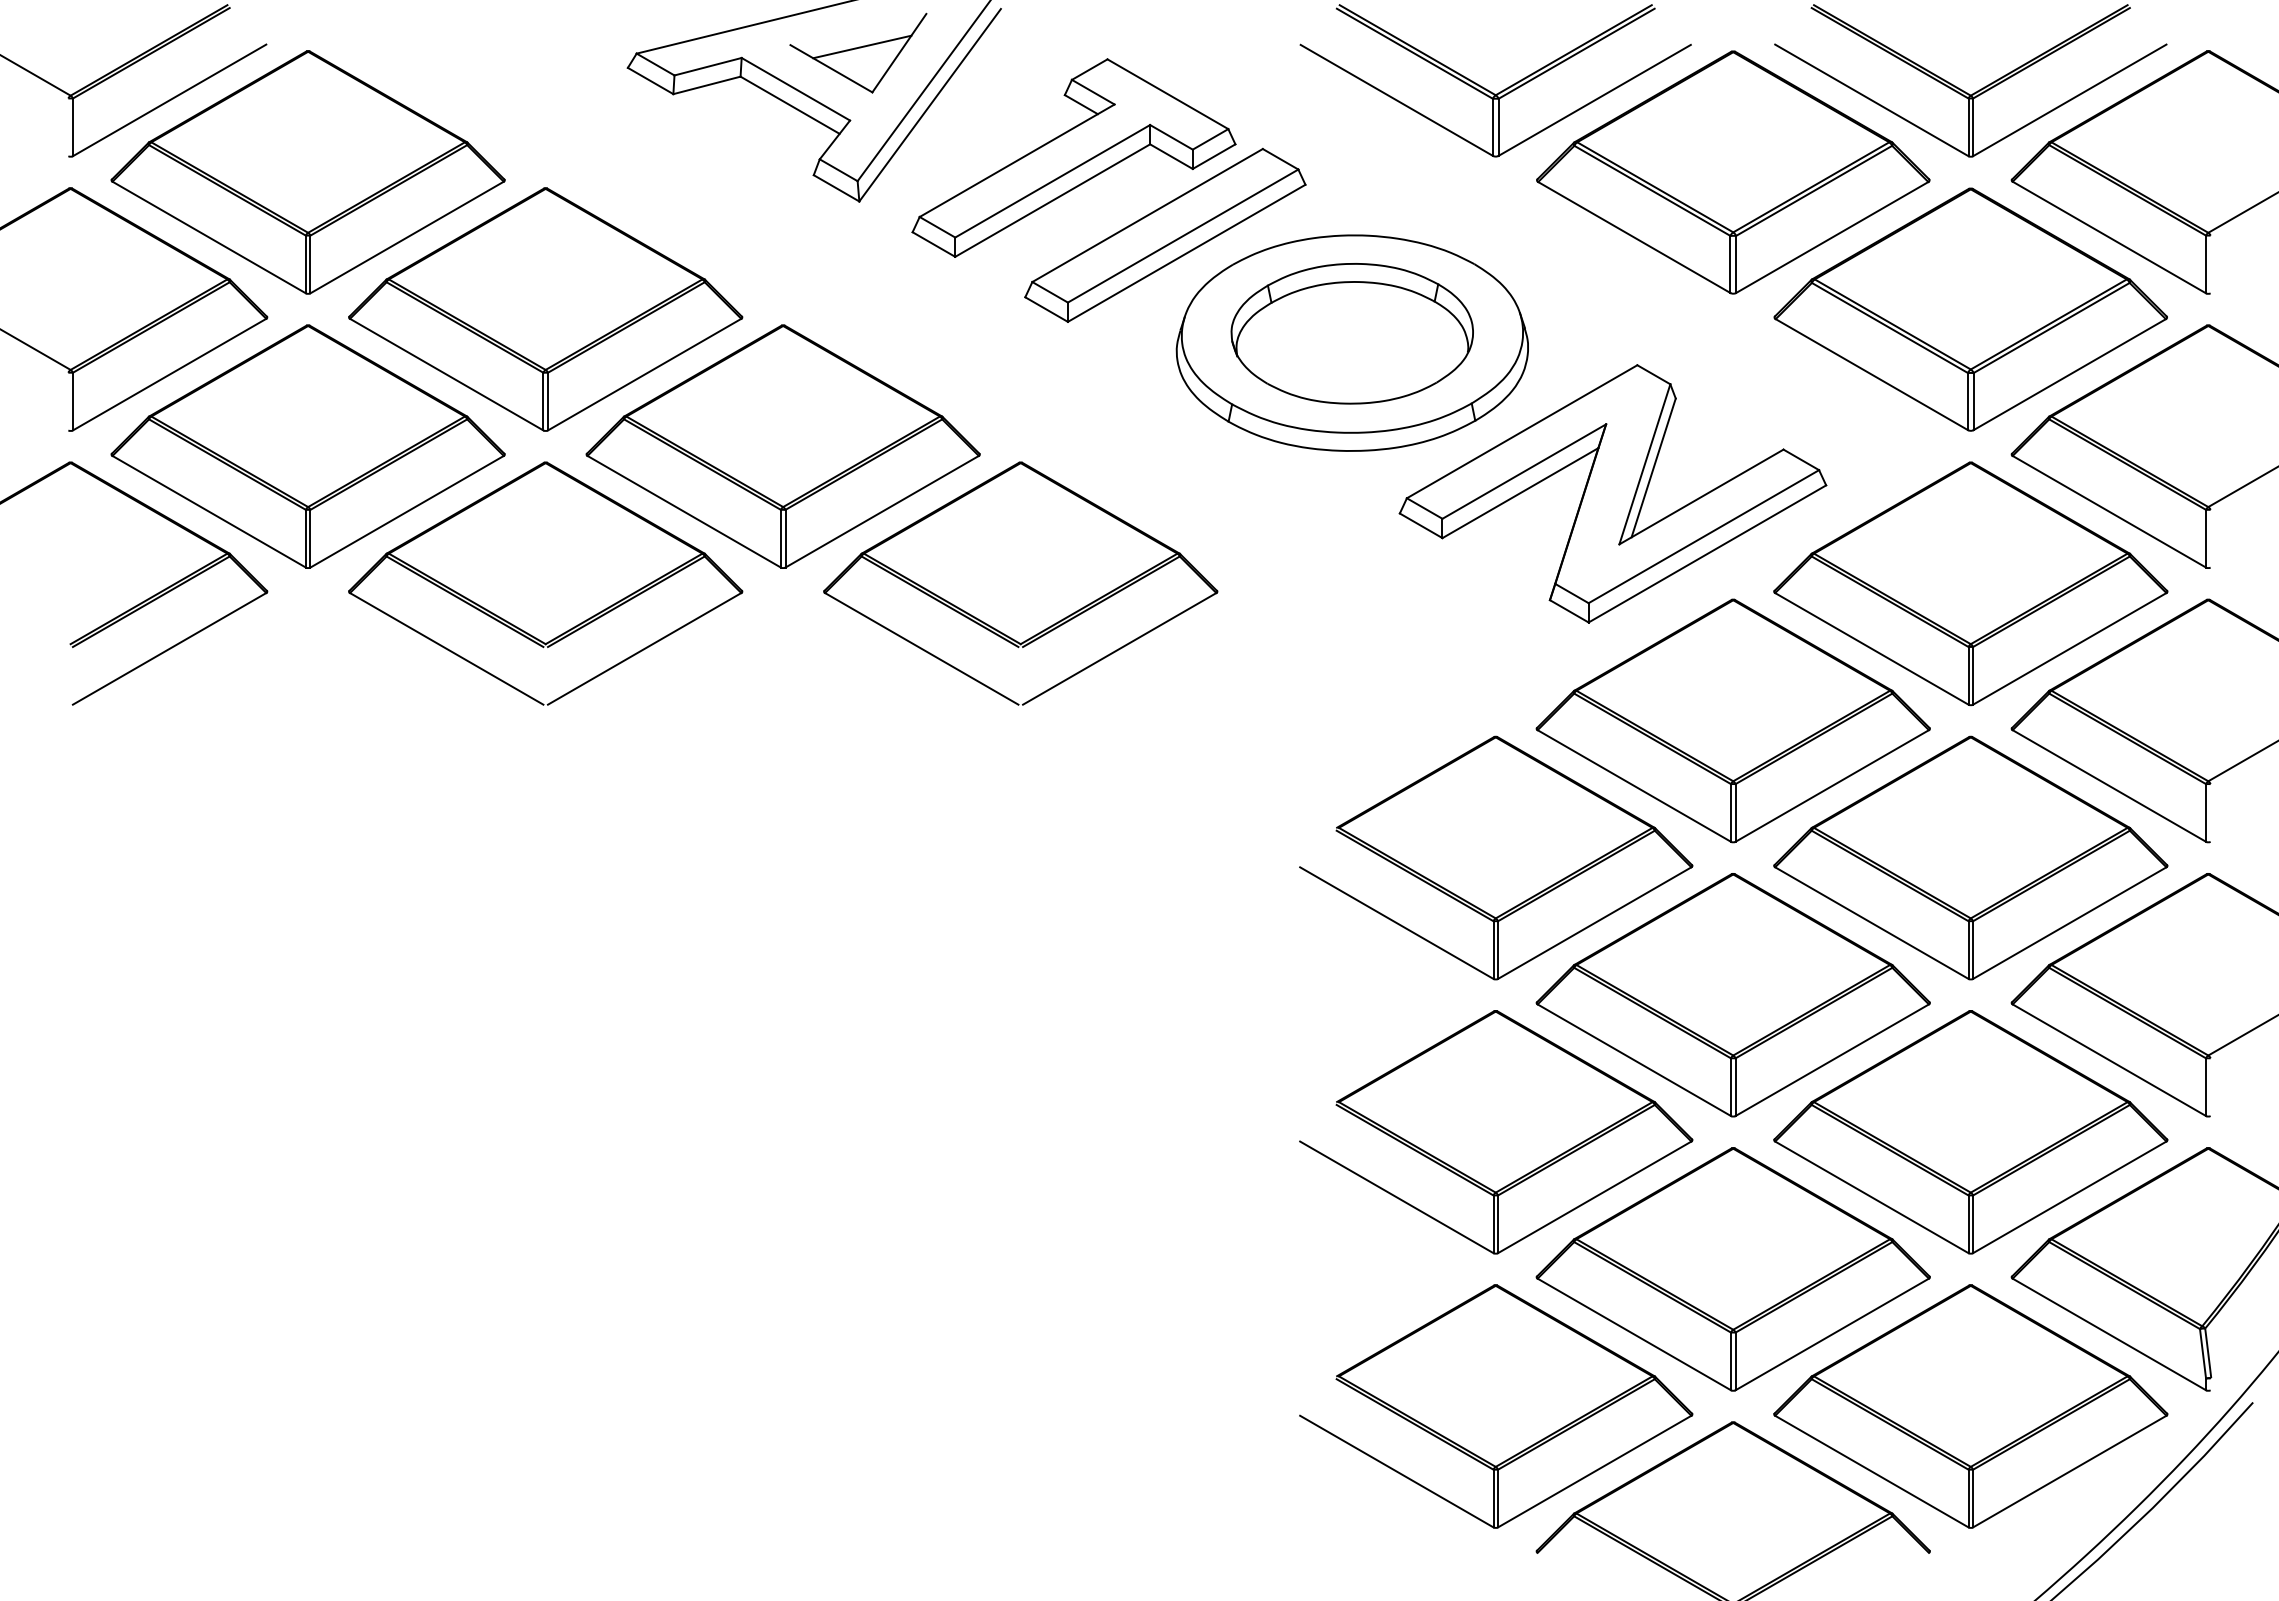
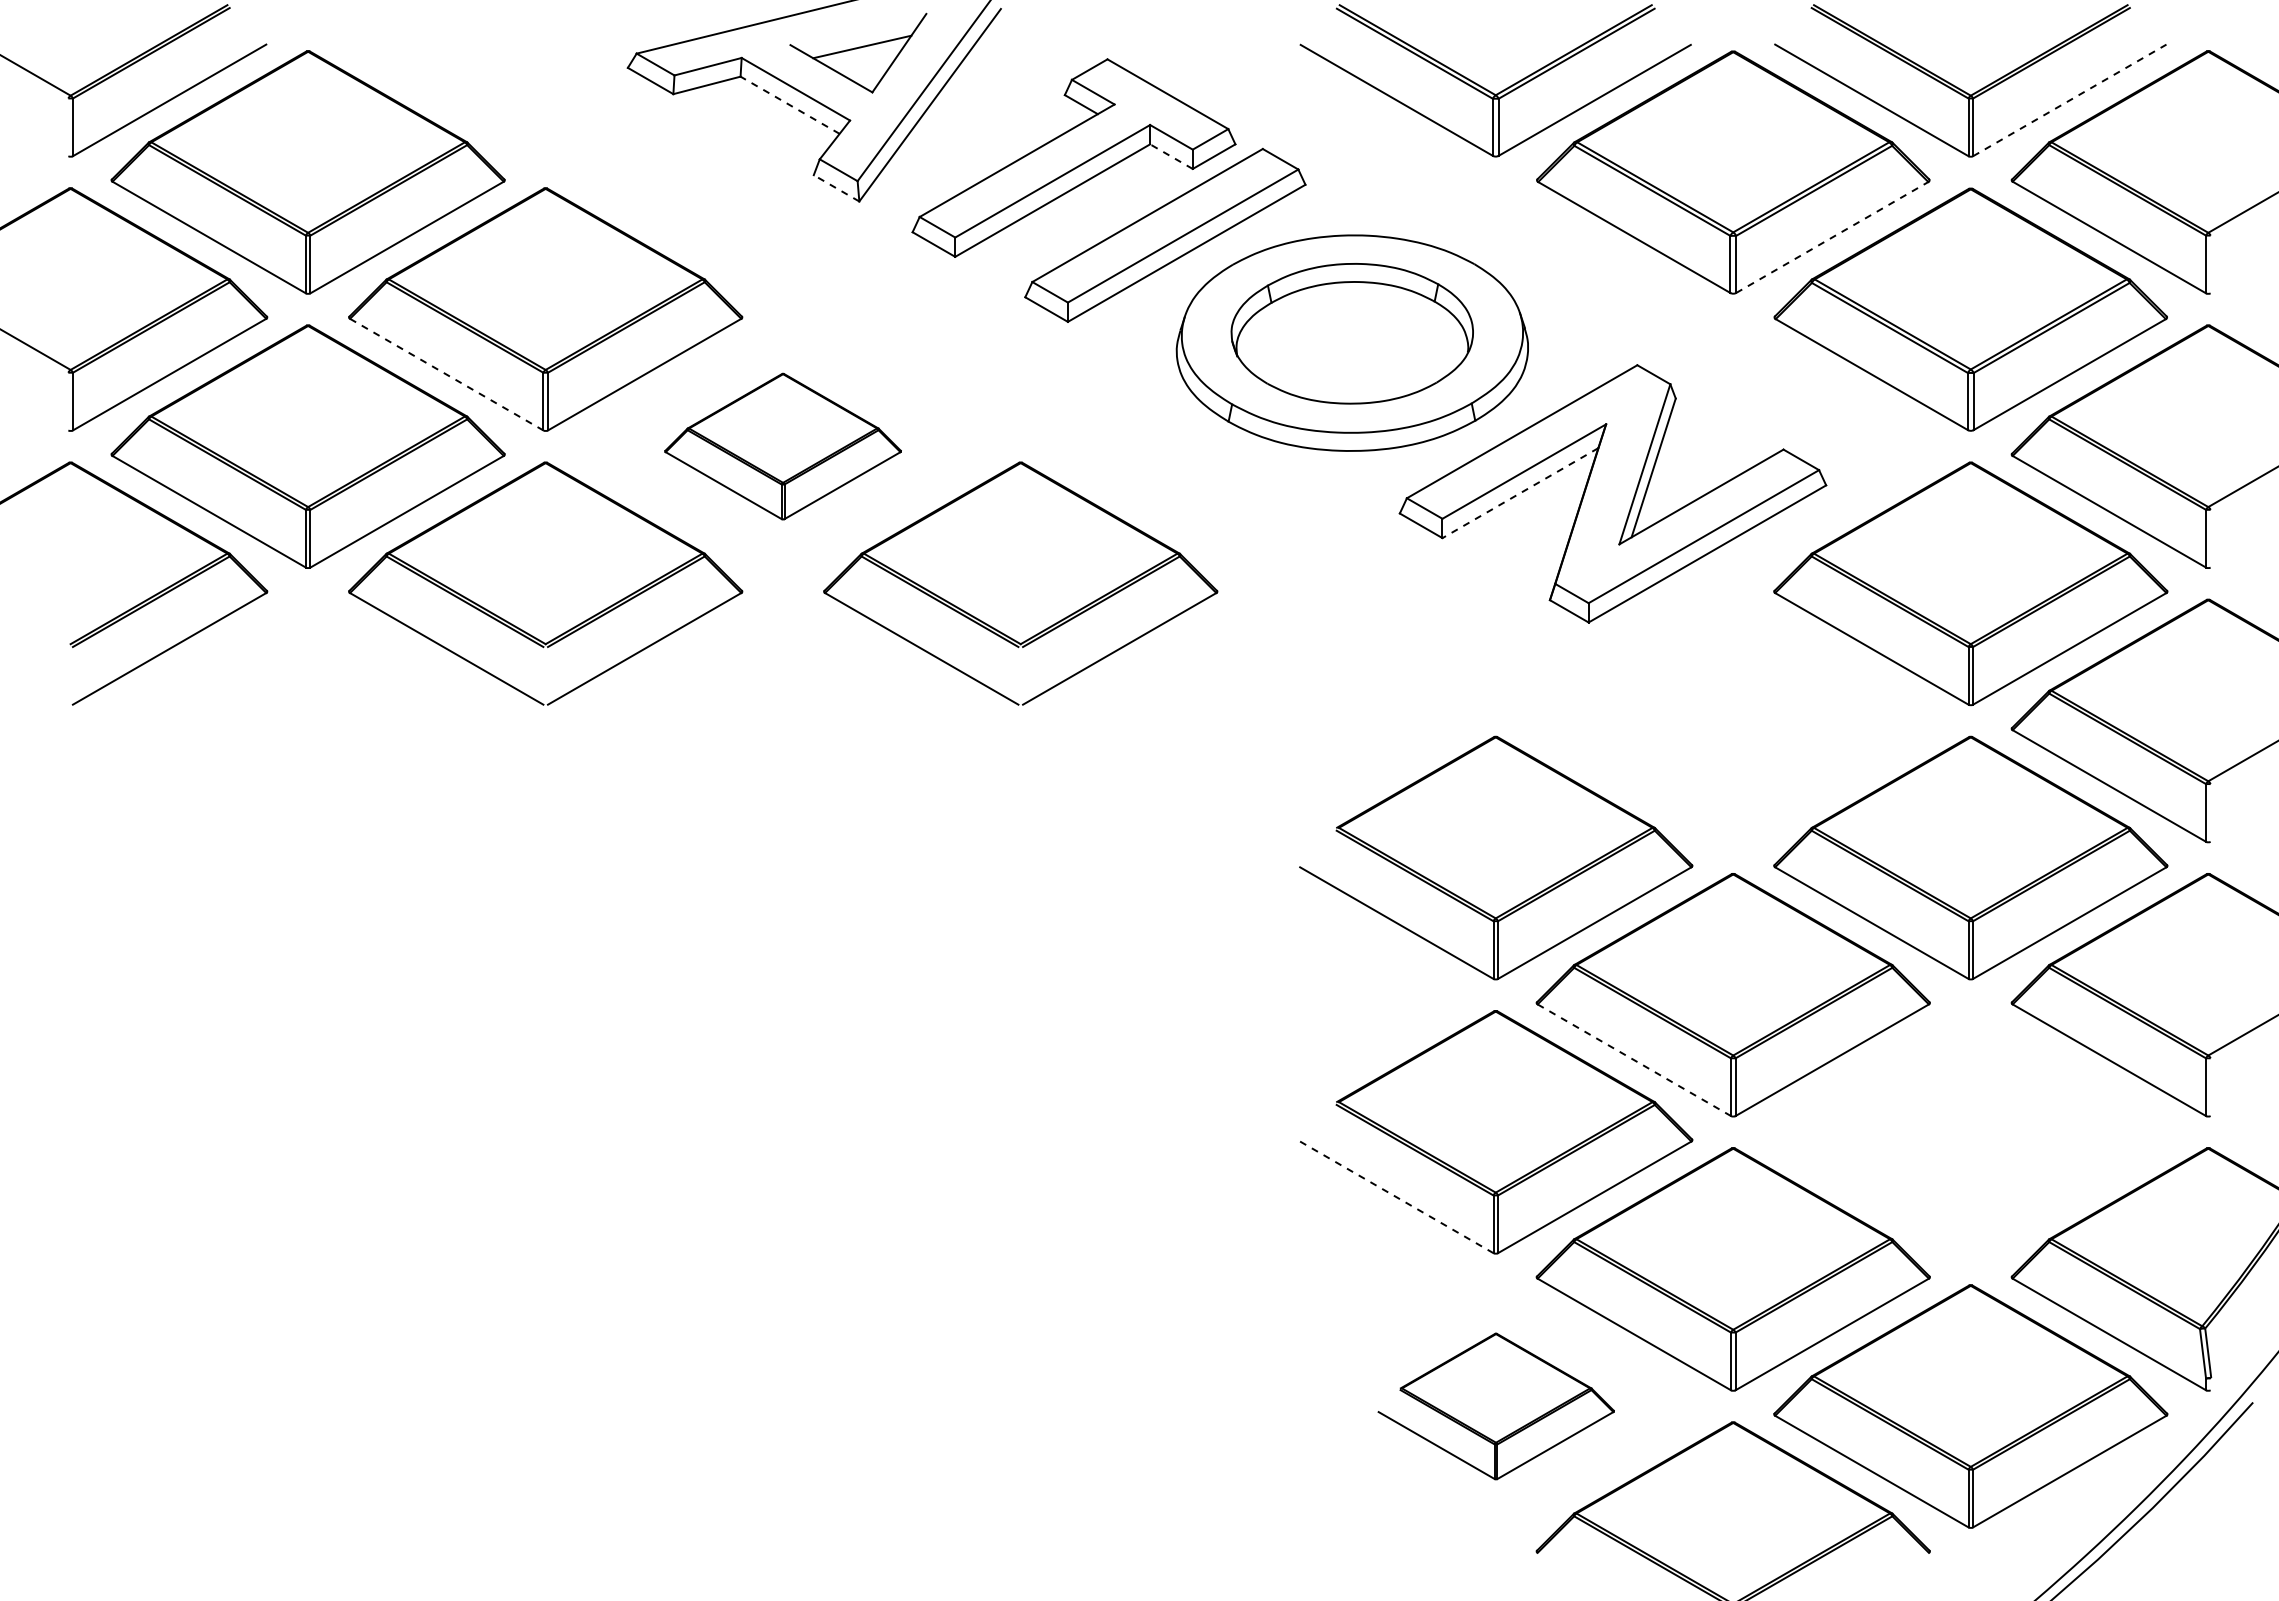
line: solid -> dashed (2069, 100)
line: solid -> dashed (789, 105)
line: solid -> dashed (1171, 156)
line: solid -> dashed (836, 188)
line: solid -> dashed (1832, 237)
line: solid -> dashed (446, 374)
part size: 396x245 px -> 238x149 px (782, 446)
line: solid -> dashed (1520, 493)
part: present -> none (1732, 720)
line: solid -> dashed (1634, 1060)
part: present -> none (1970, 1132)
line: solid -> dashed (1396, 1197)
part size: 395x245 px -> 238x149 px (1495, 1406)
